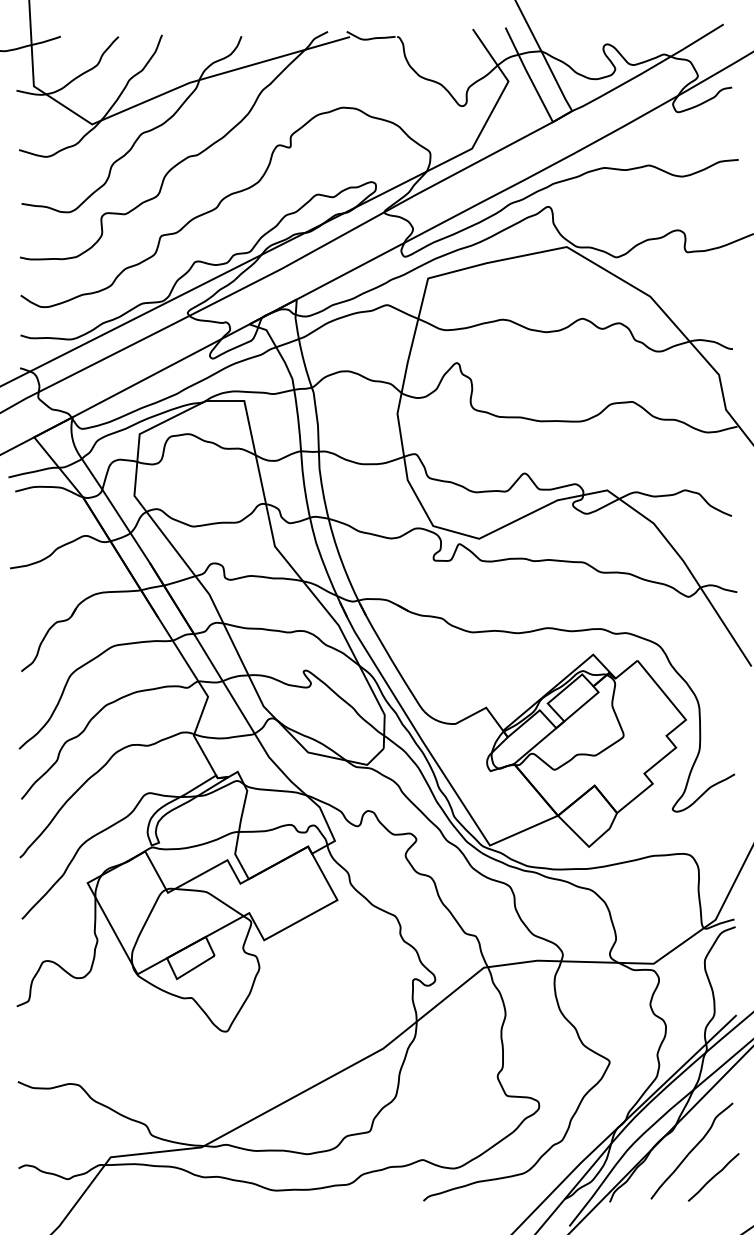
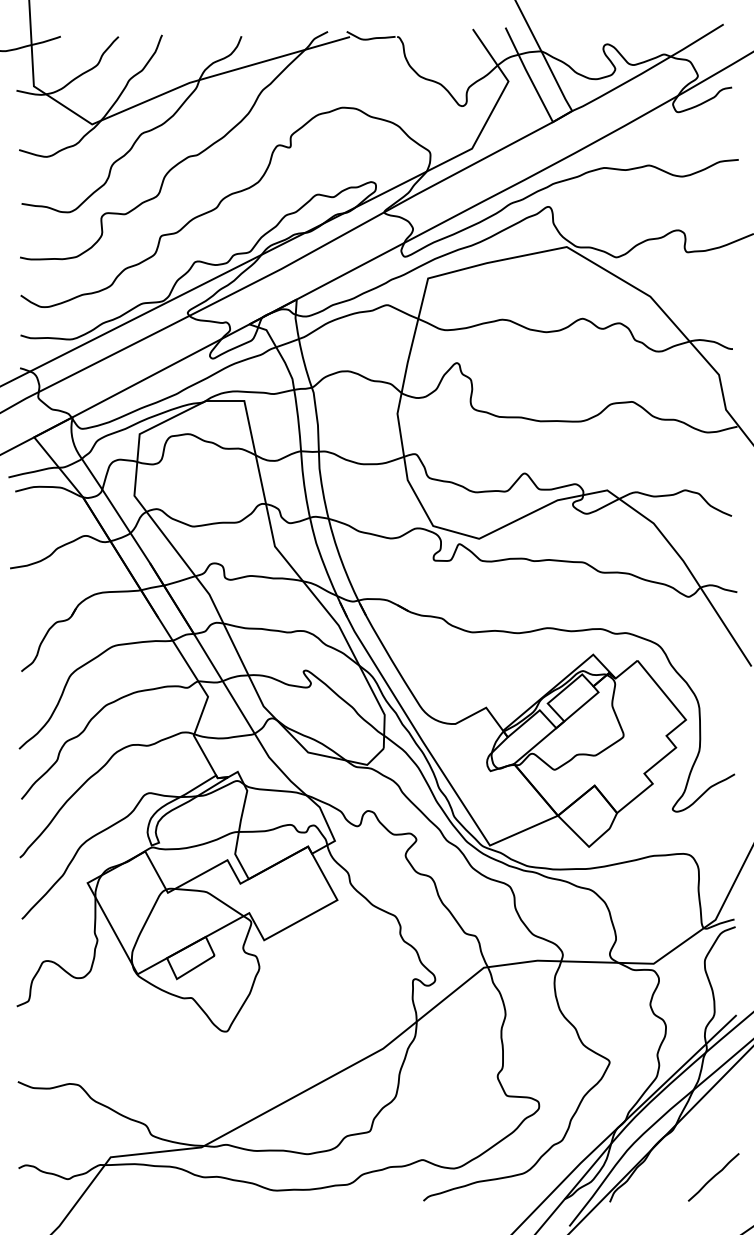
curve: present -> none (691, 1150)
